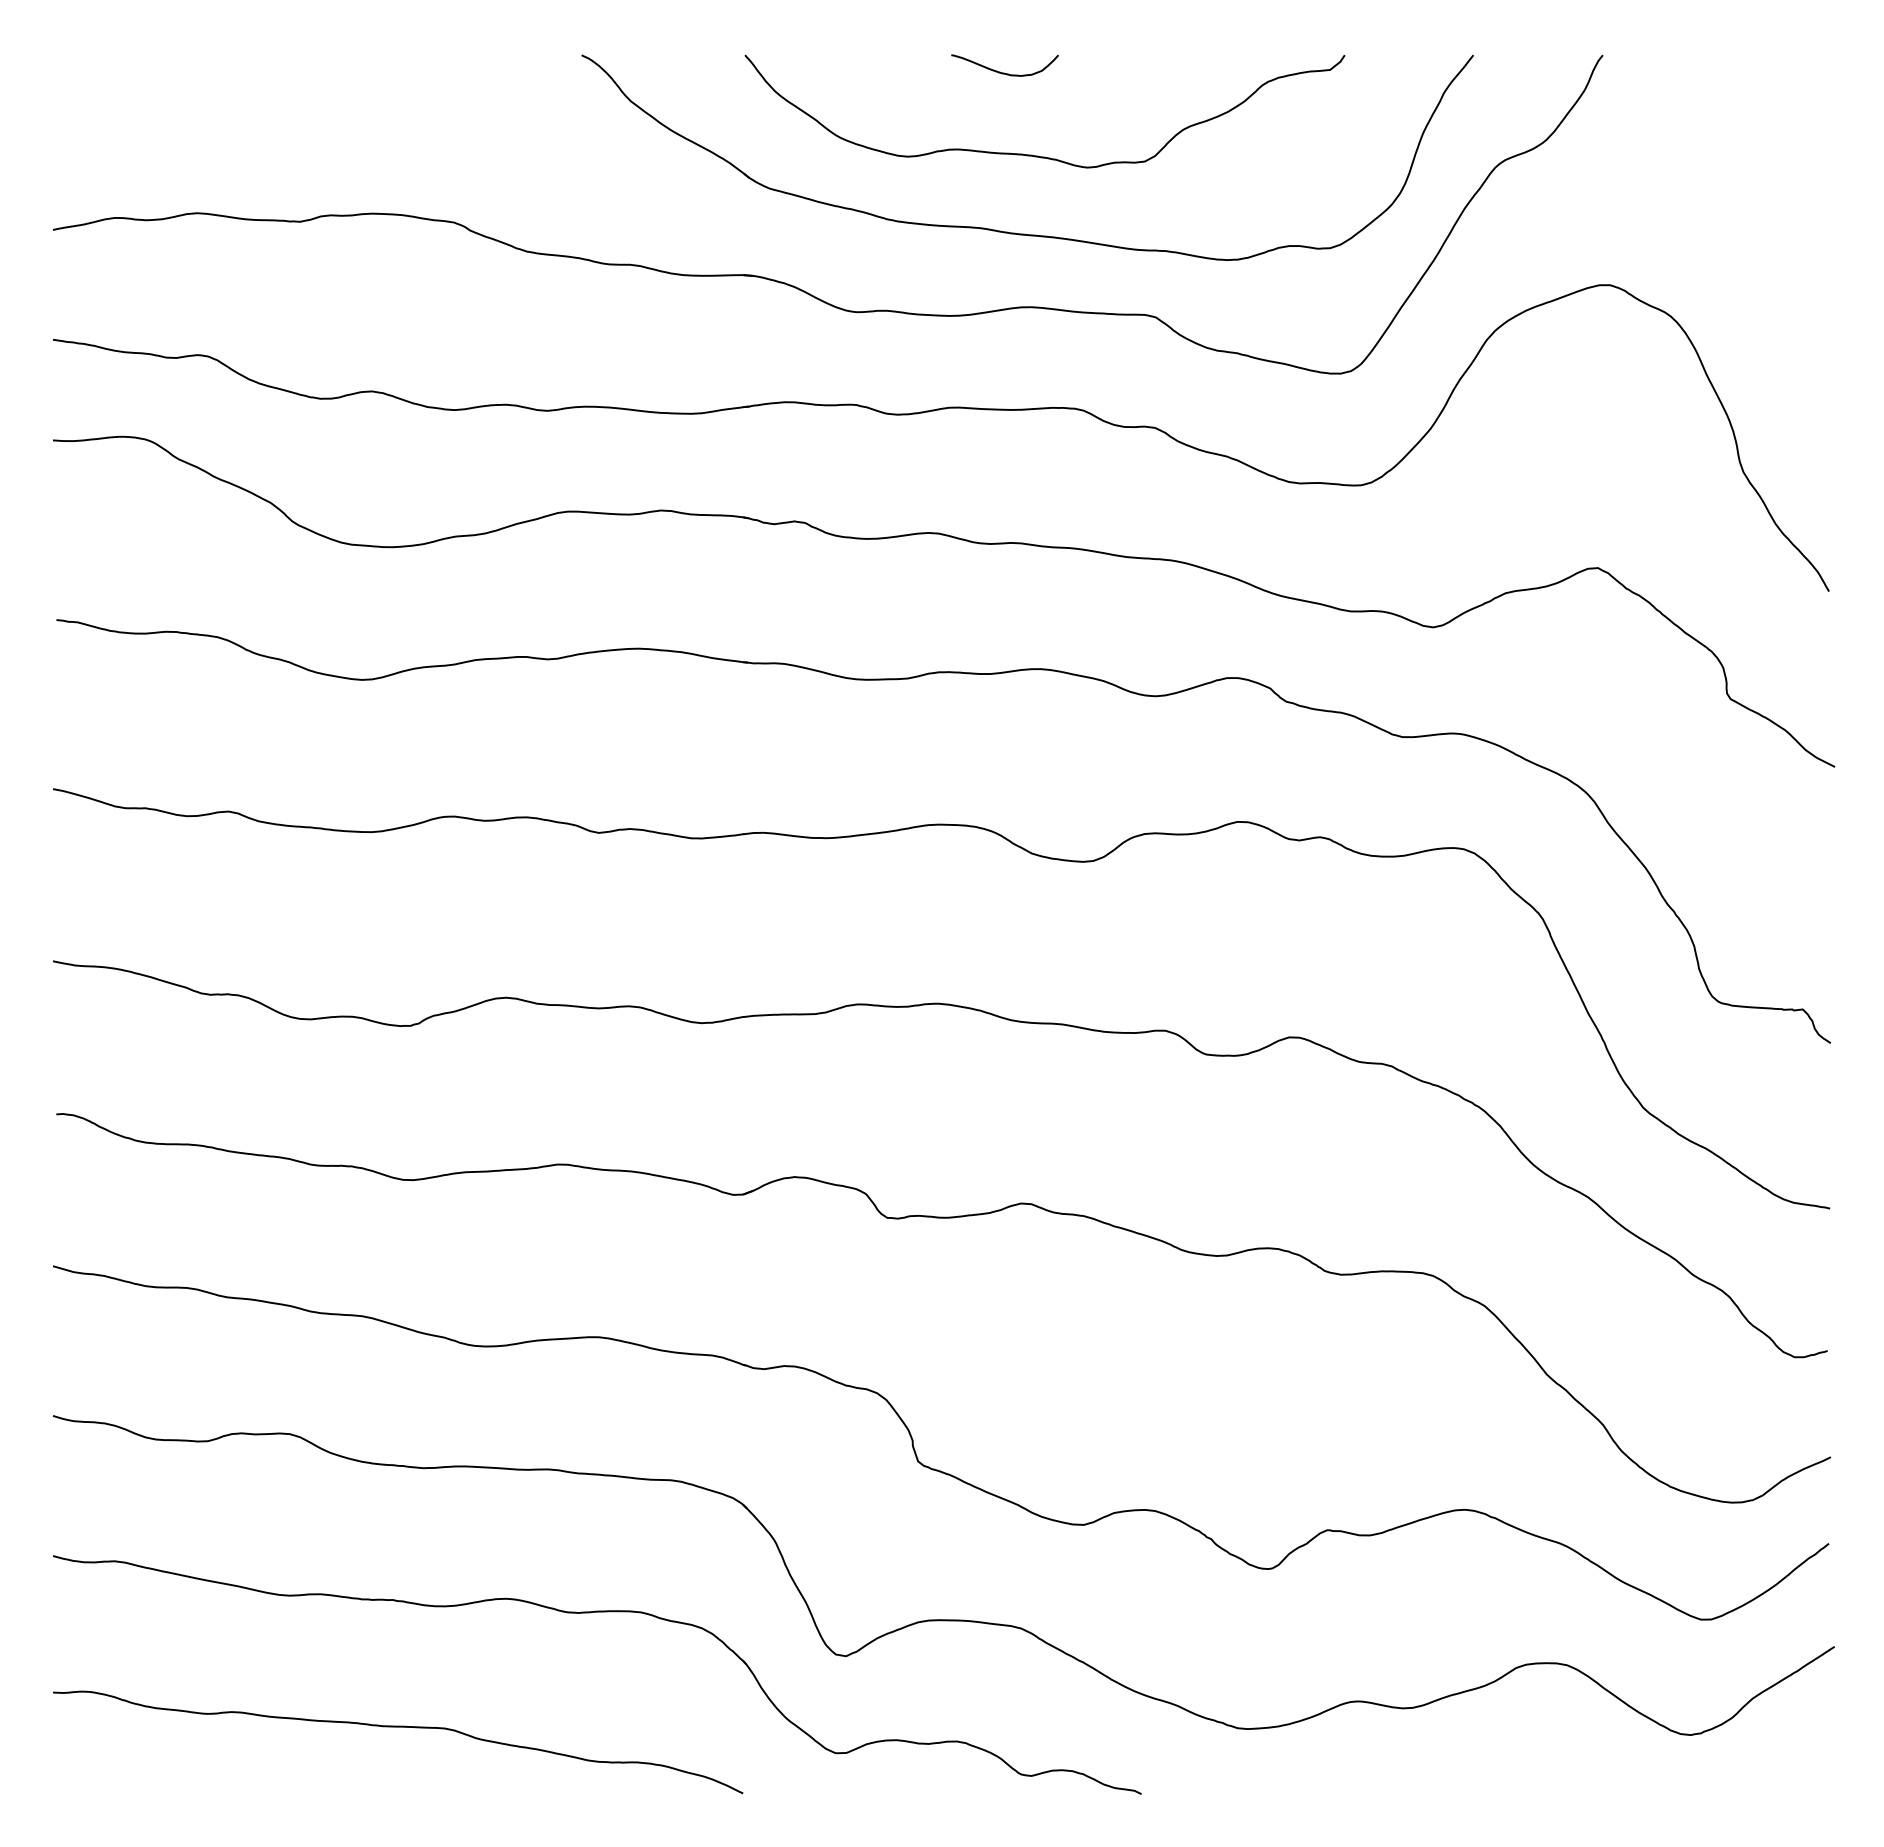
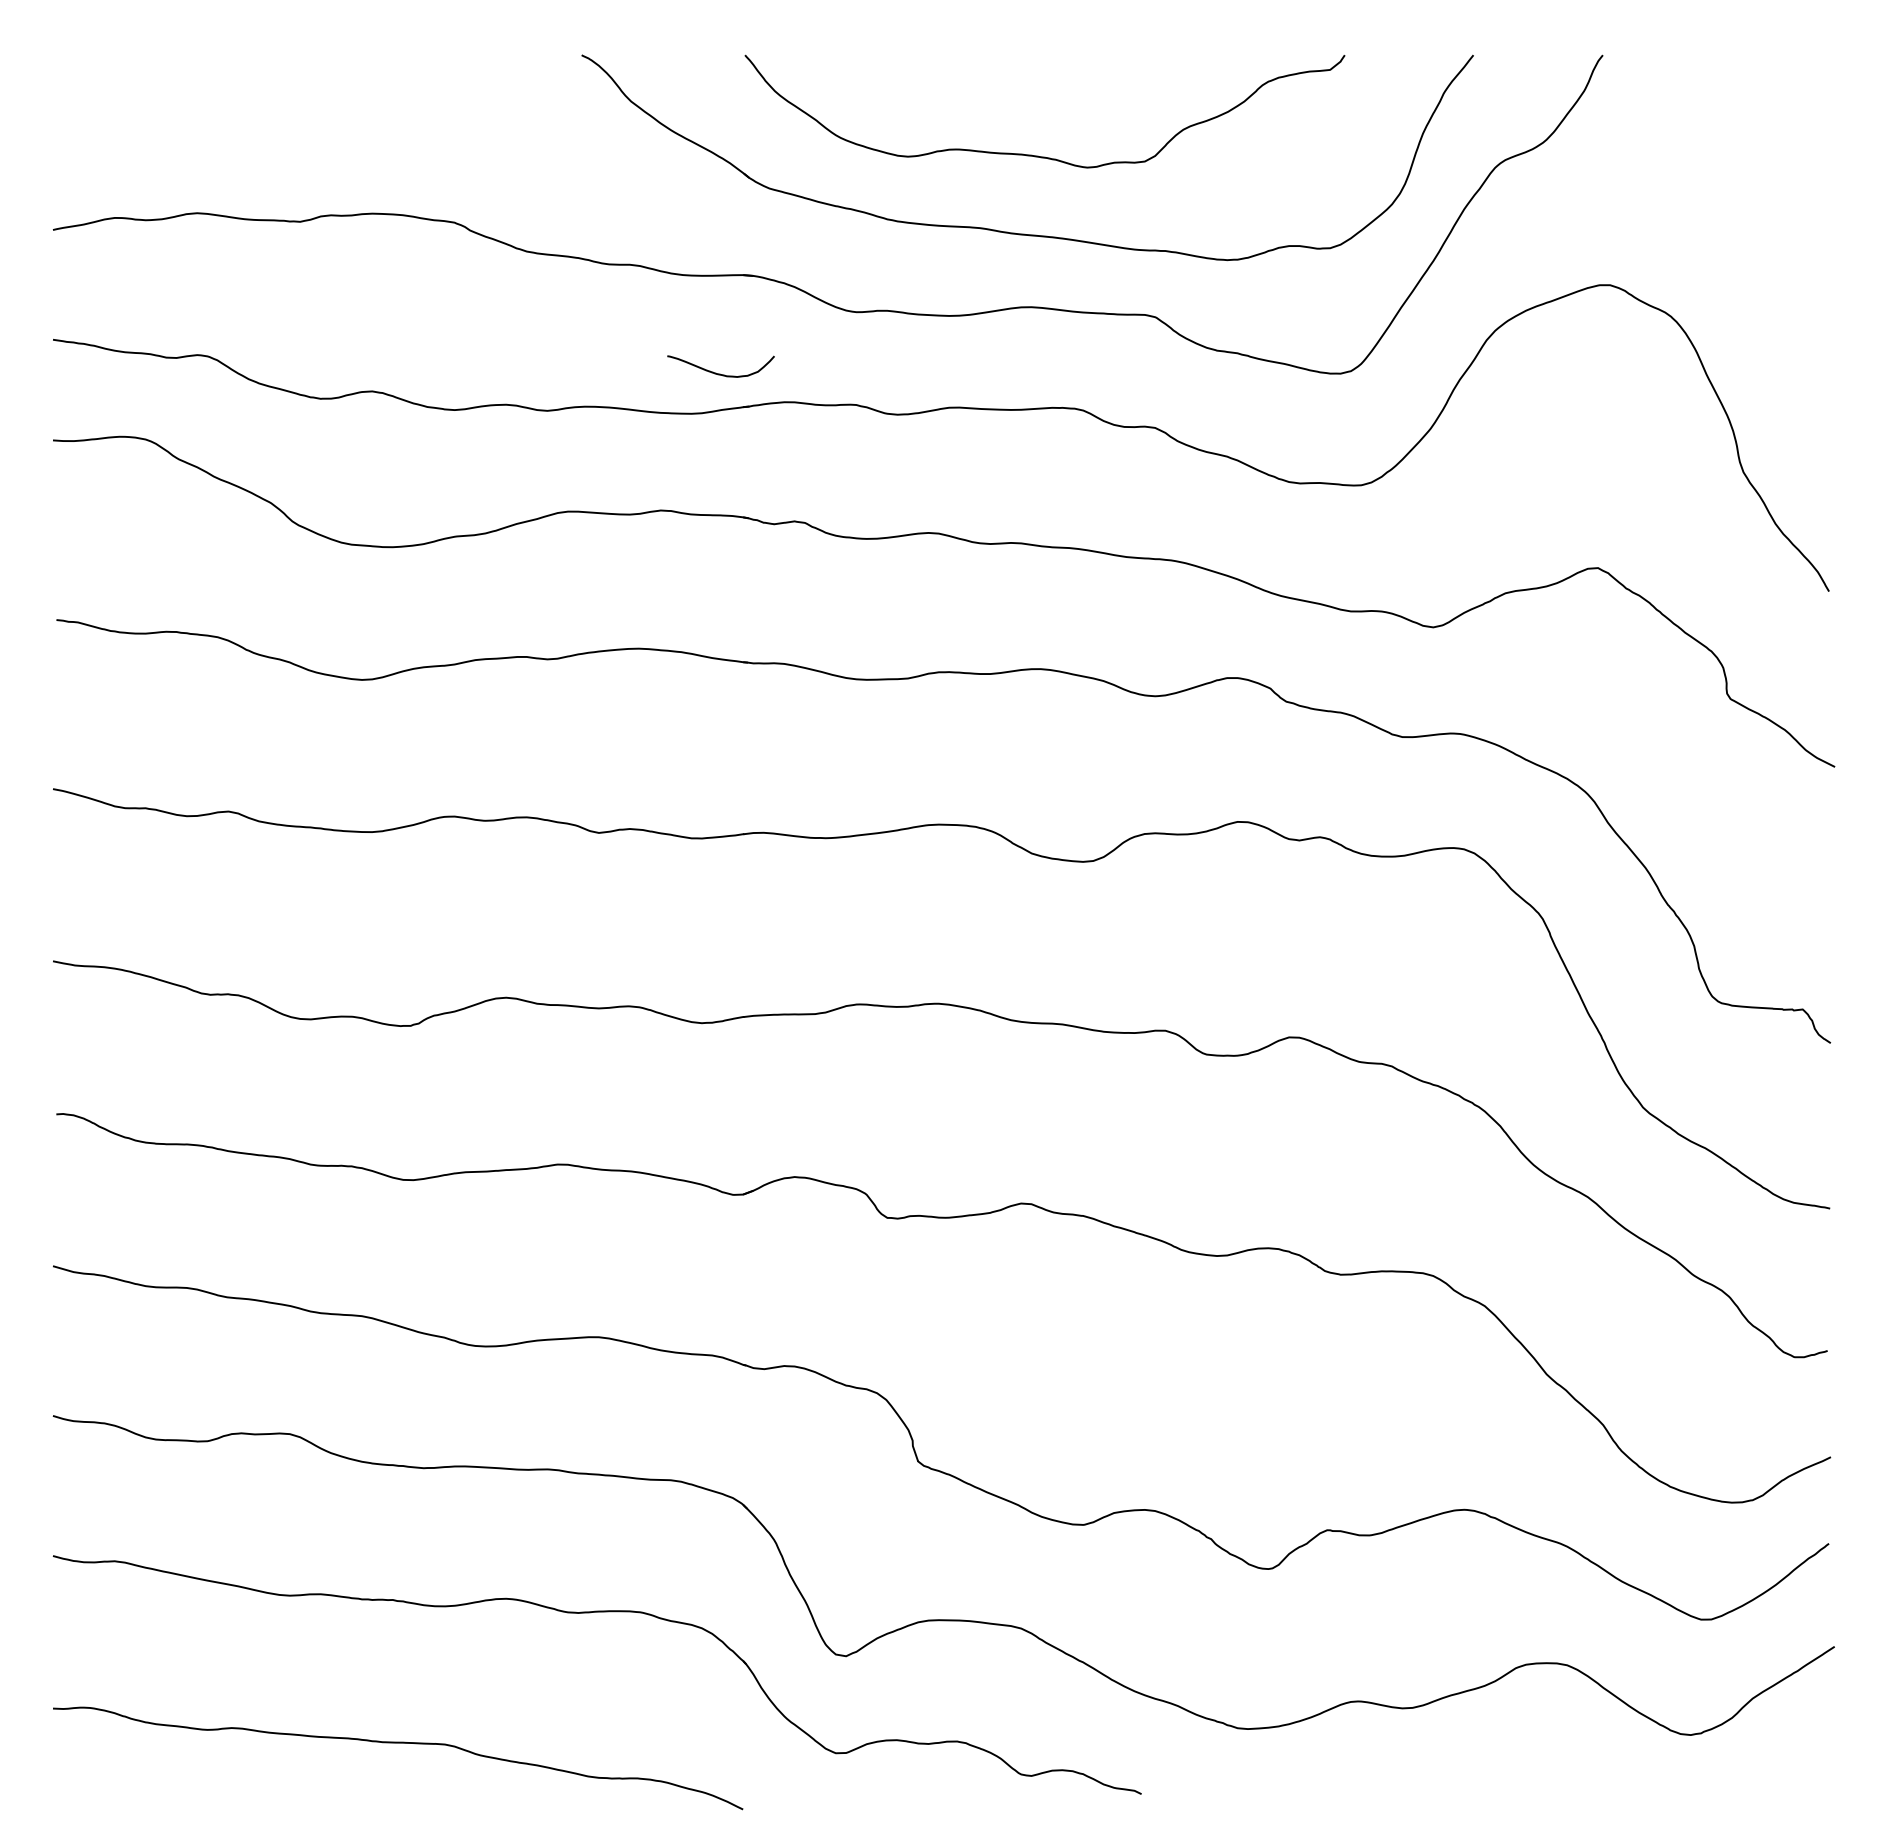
curve position: (1004, 72) -> (720, 373) (720, 373)
curve position: (398, 1727) -> (398, 1743) (398, 1743)
